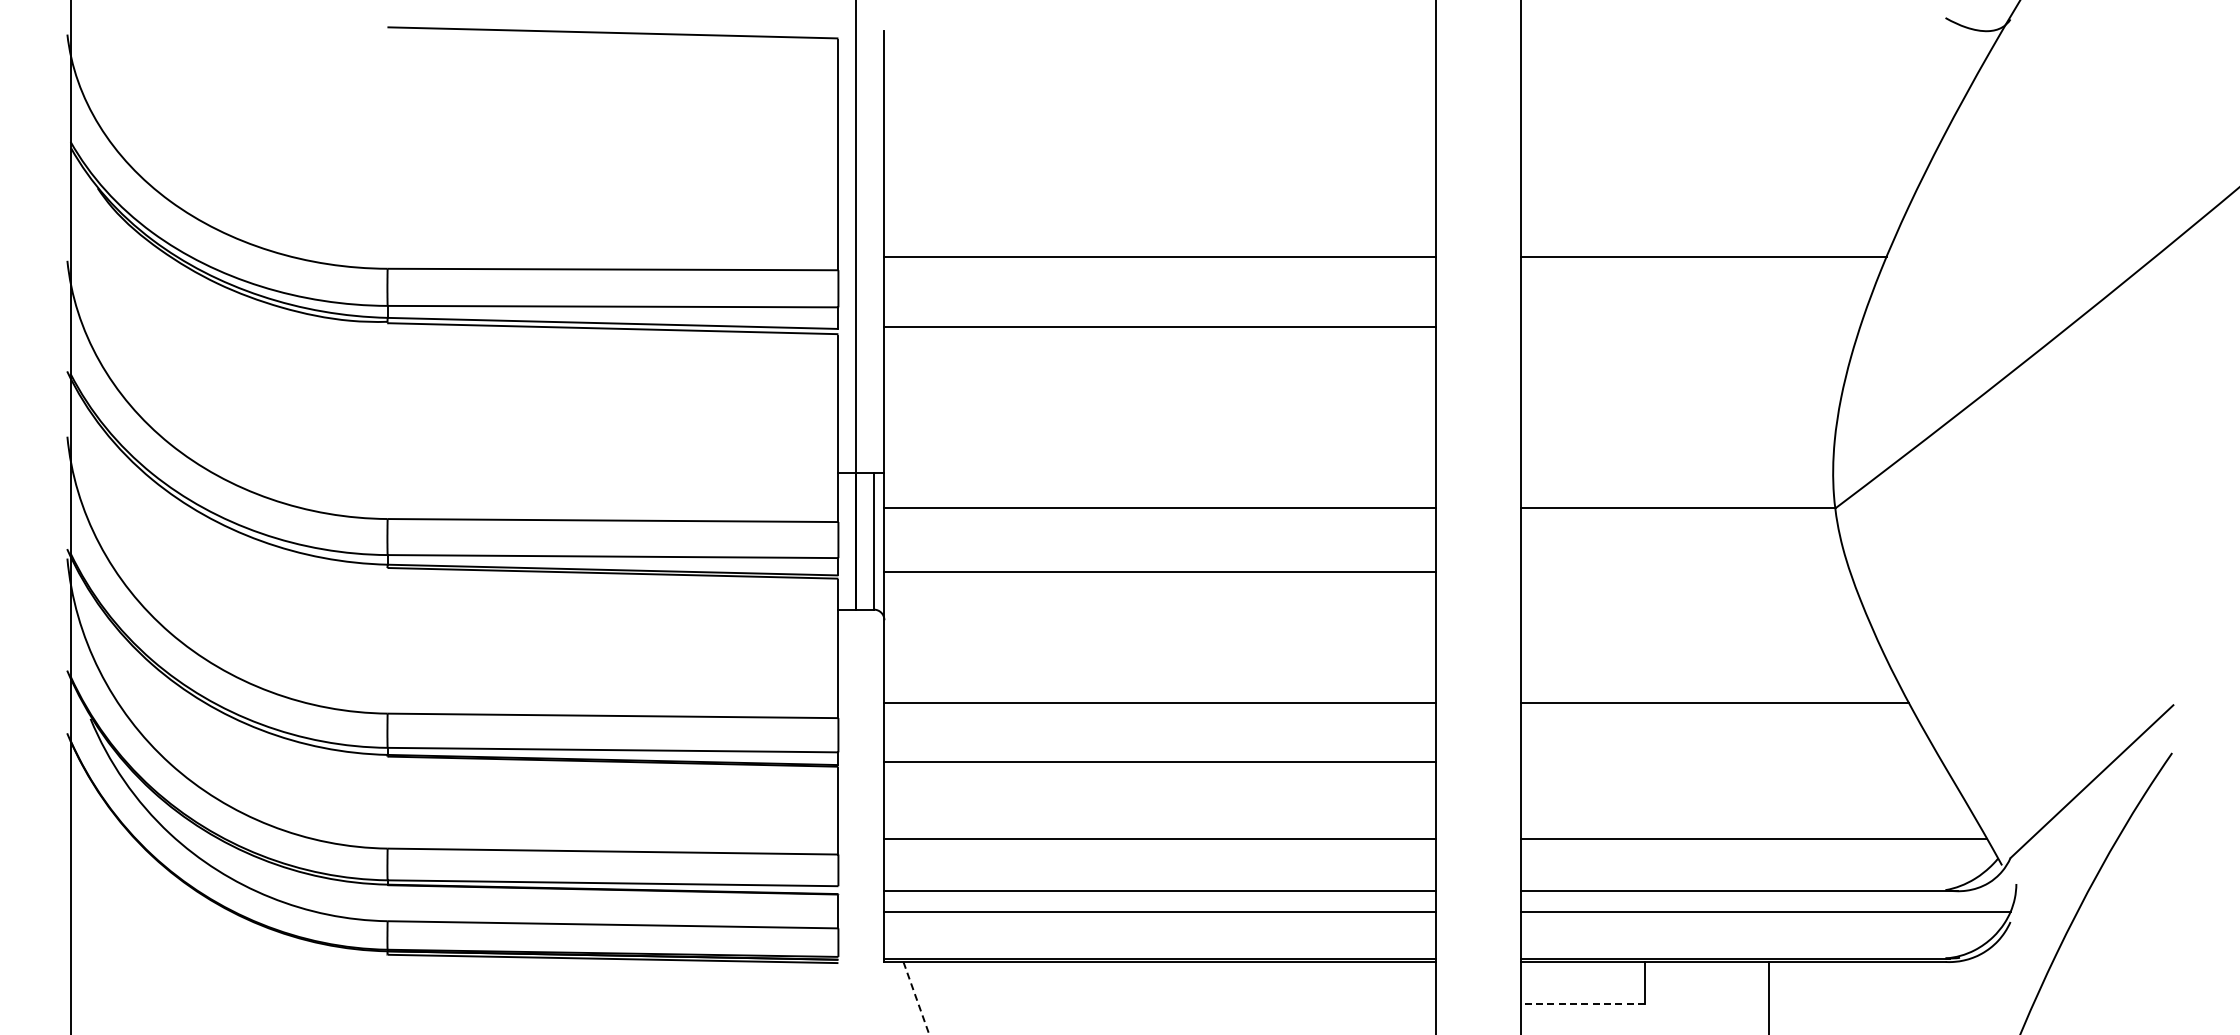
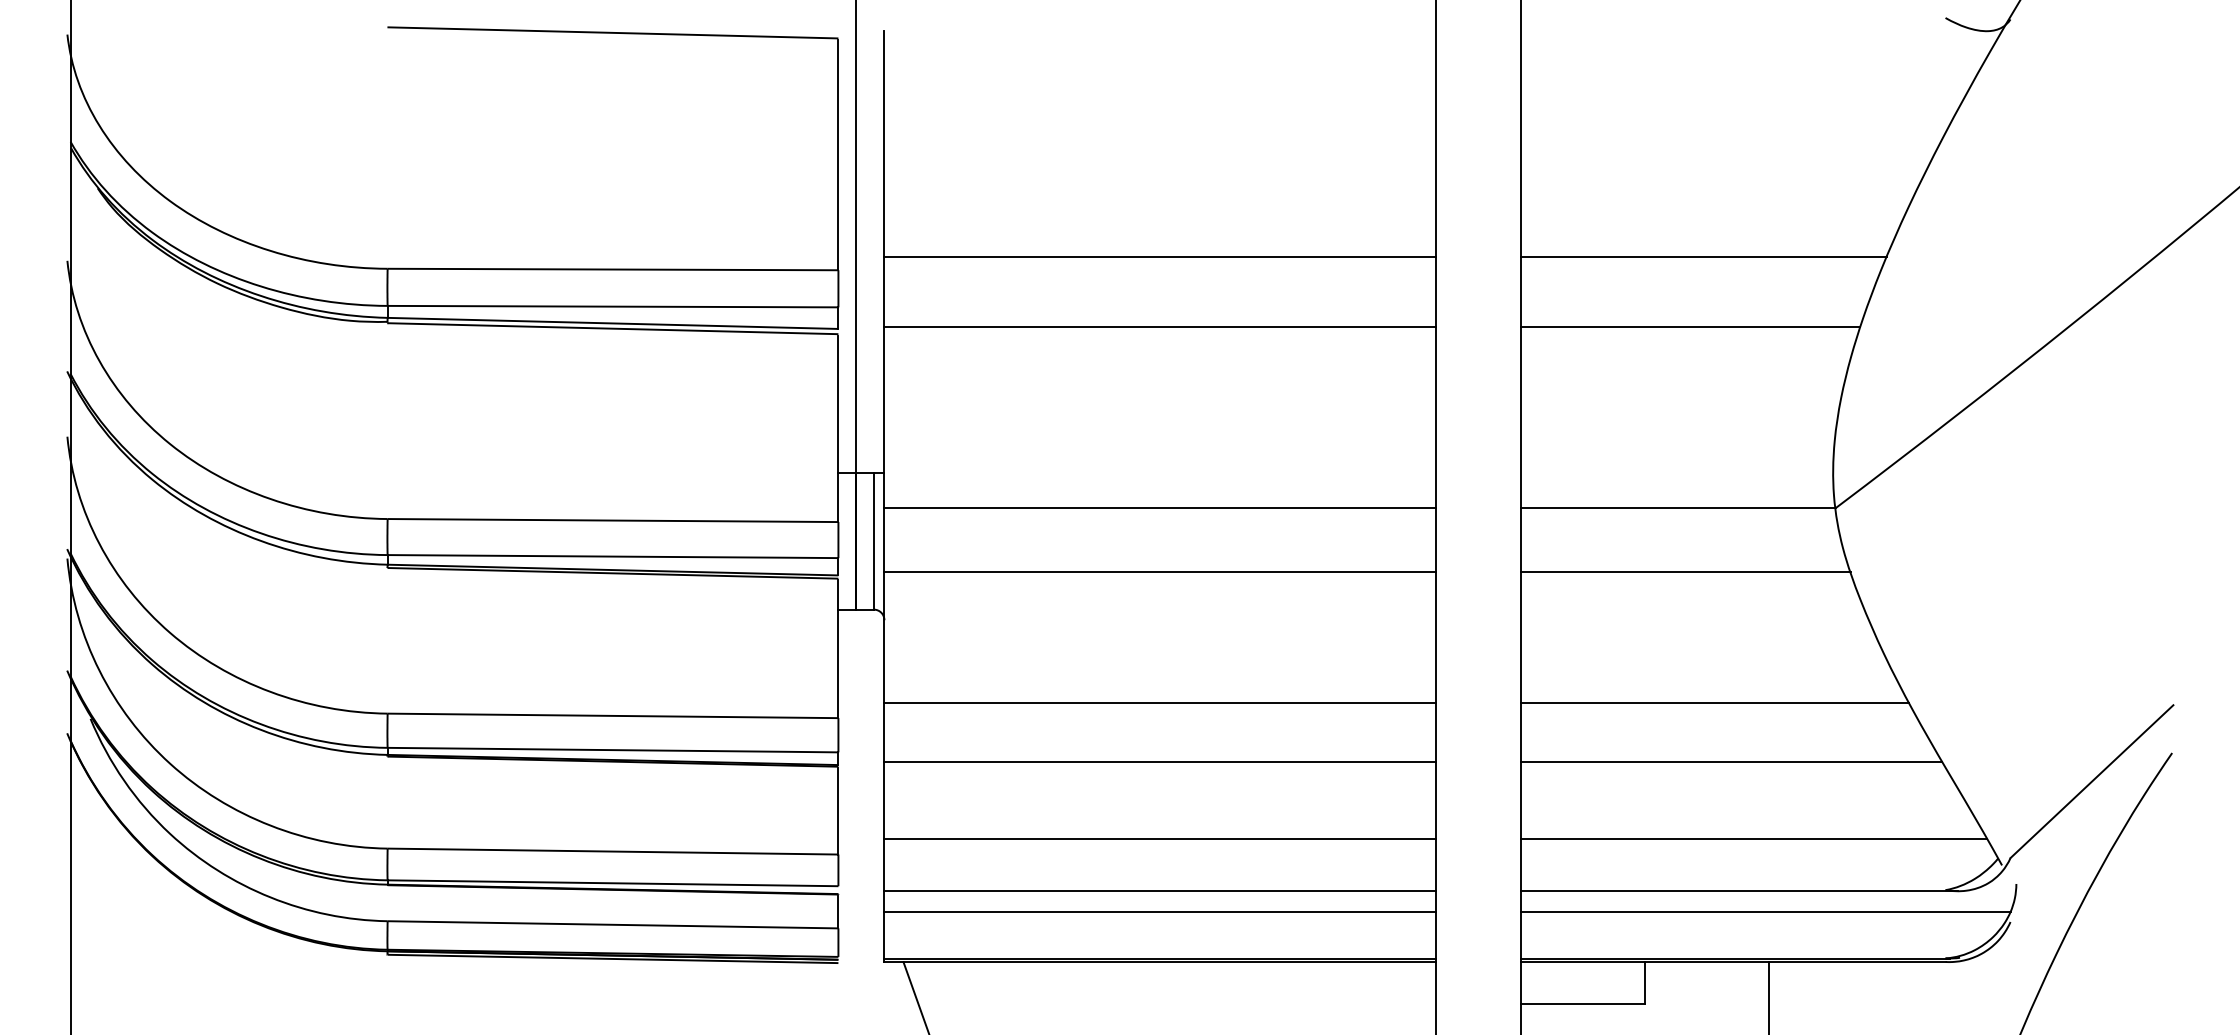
line: none -> present (1690, 327)
line: none -> present (1686, 572)
line: none -> present (1731, 761)
line: dashed -> solid (916, 998)
line: dashed -> solid (1583, 1003)
